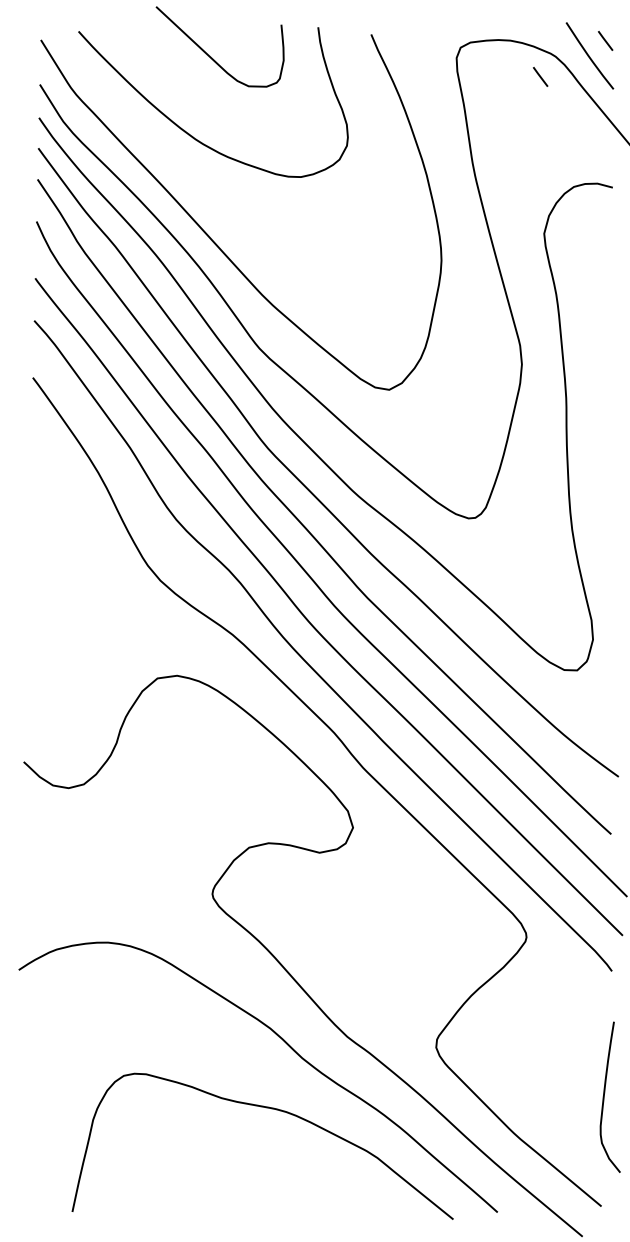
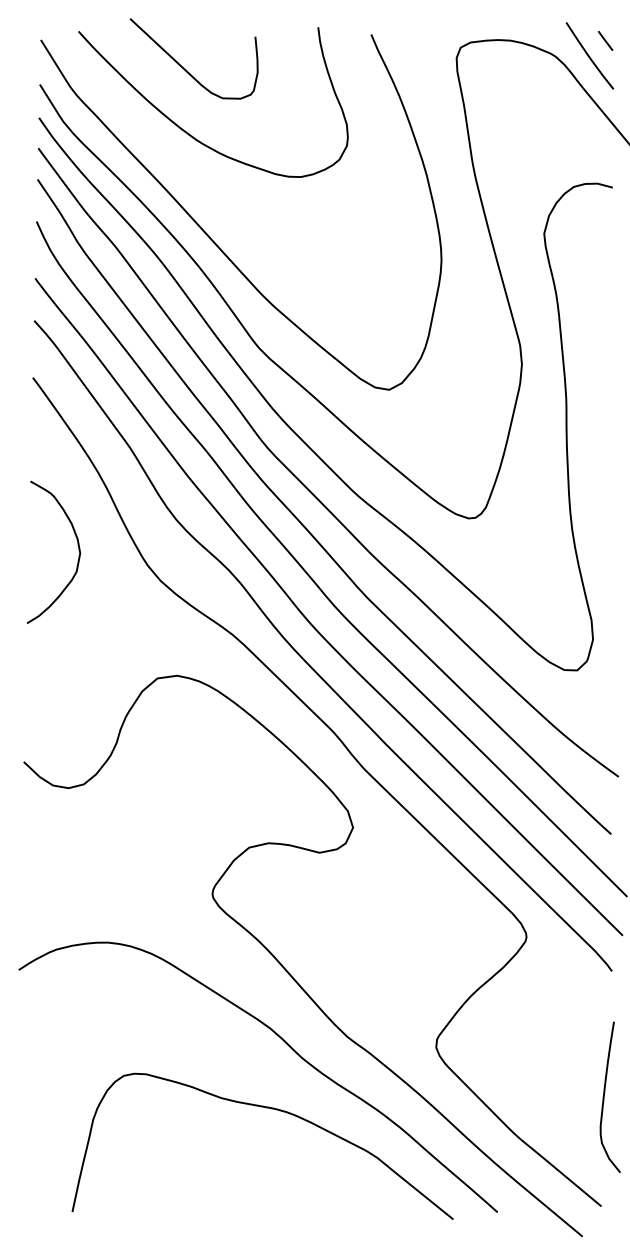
curve position: (211, 56) -> (185, 68) (185, 68)
line: present -> none (540, 76)
curve: none -> present (77, 545)
